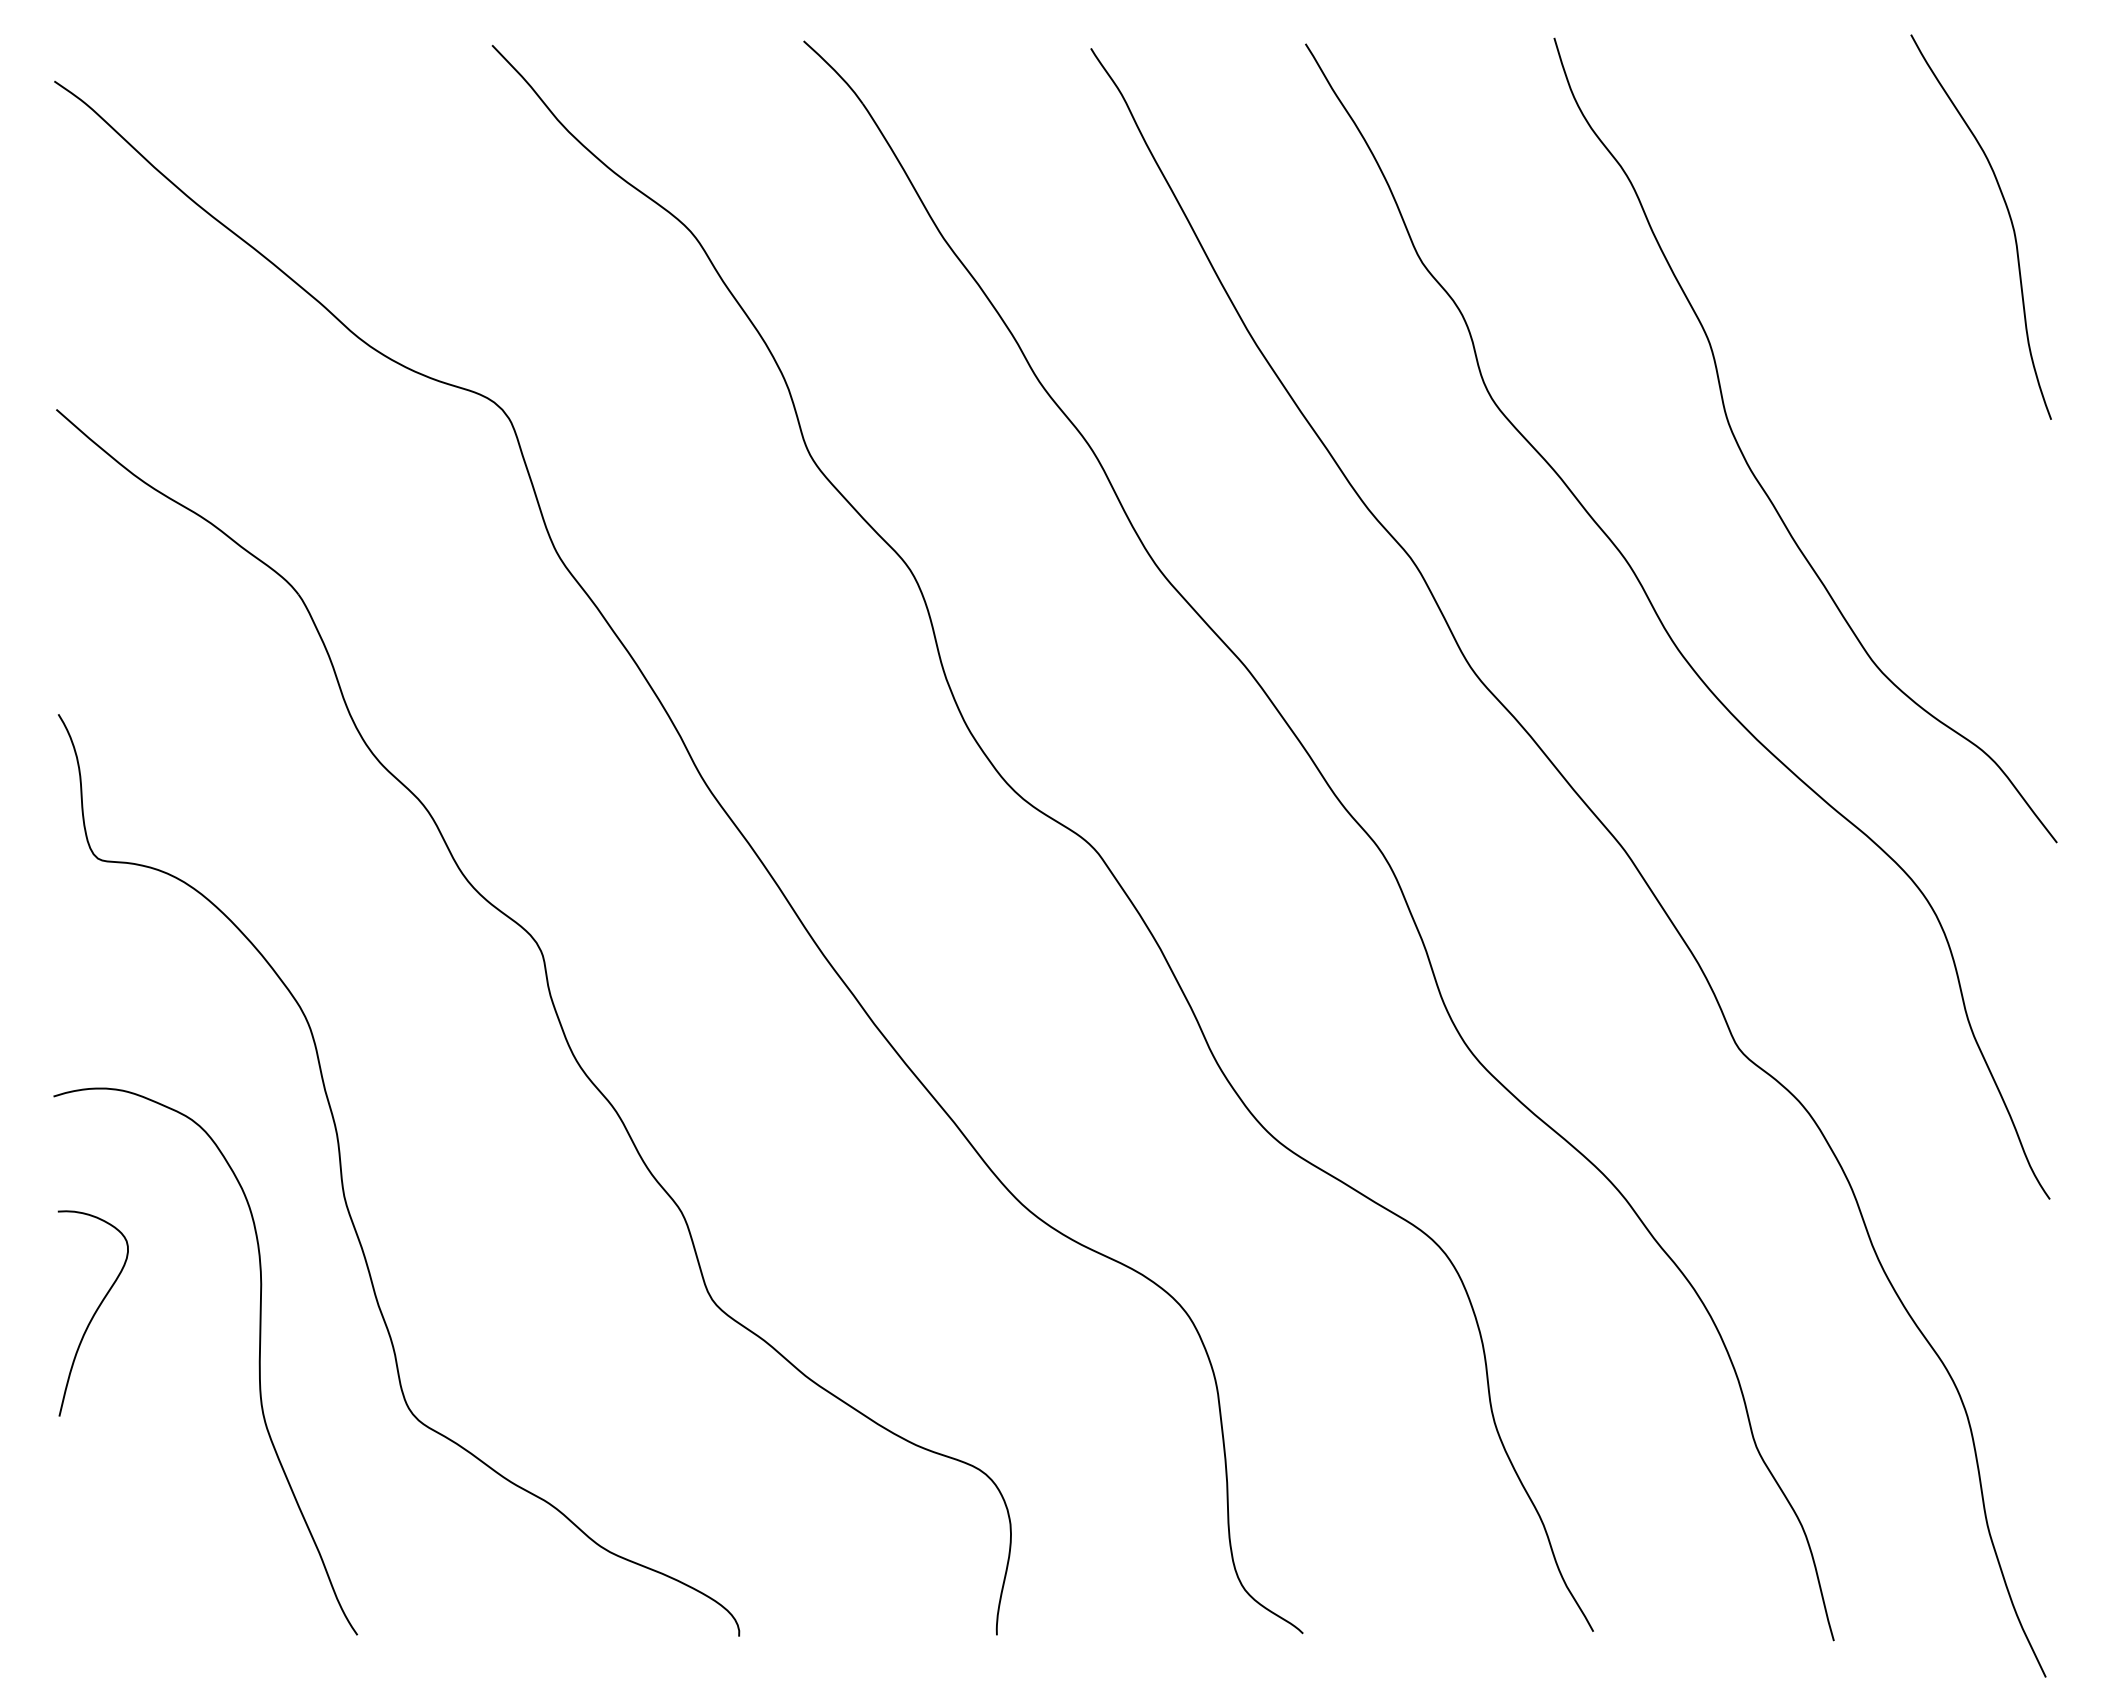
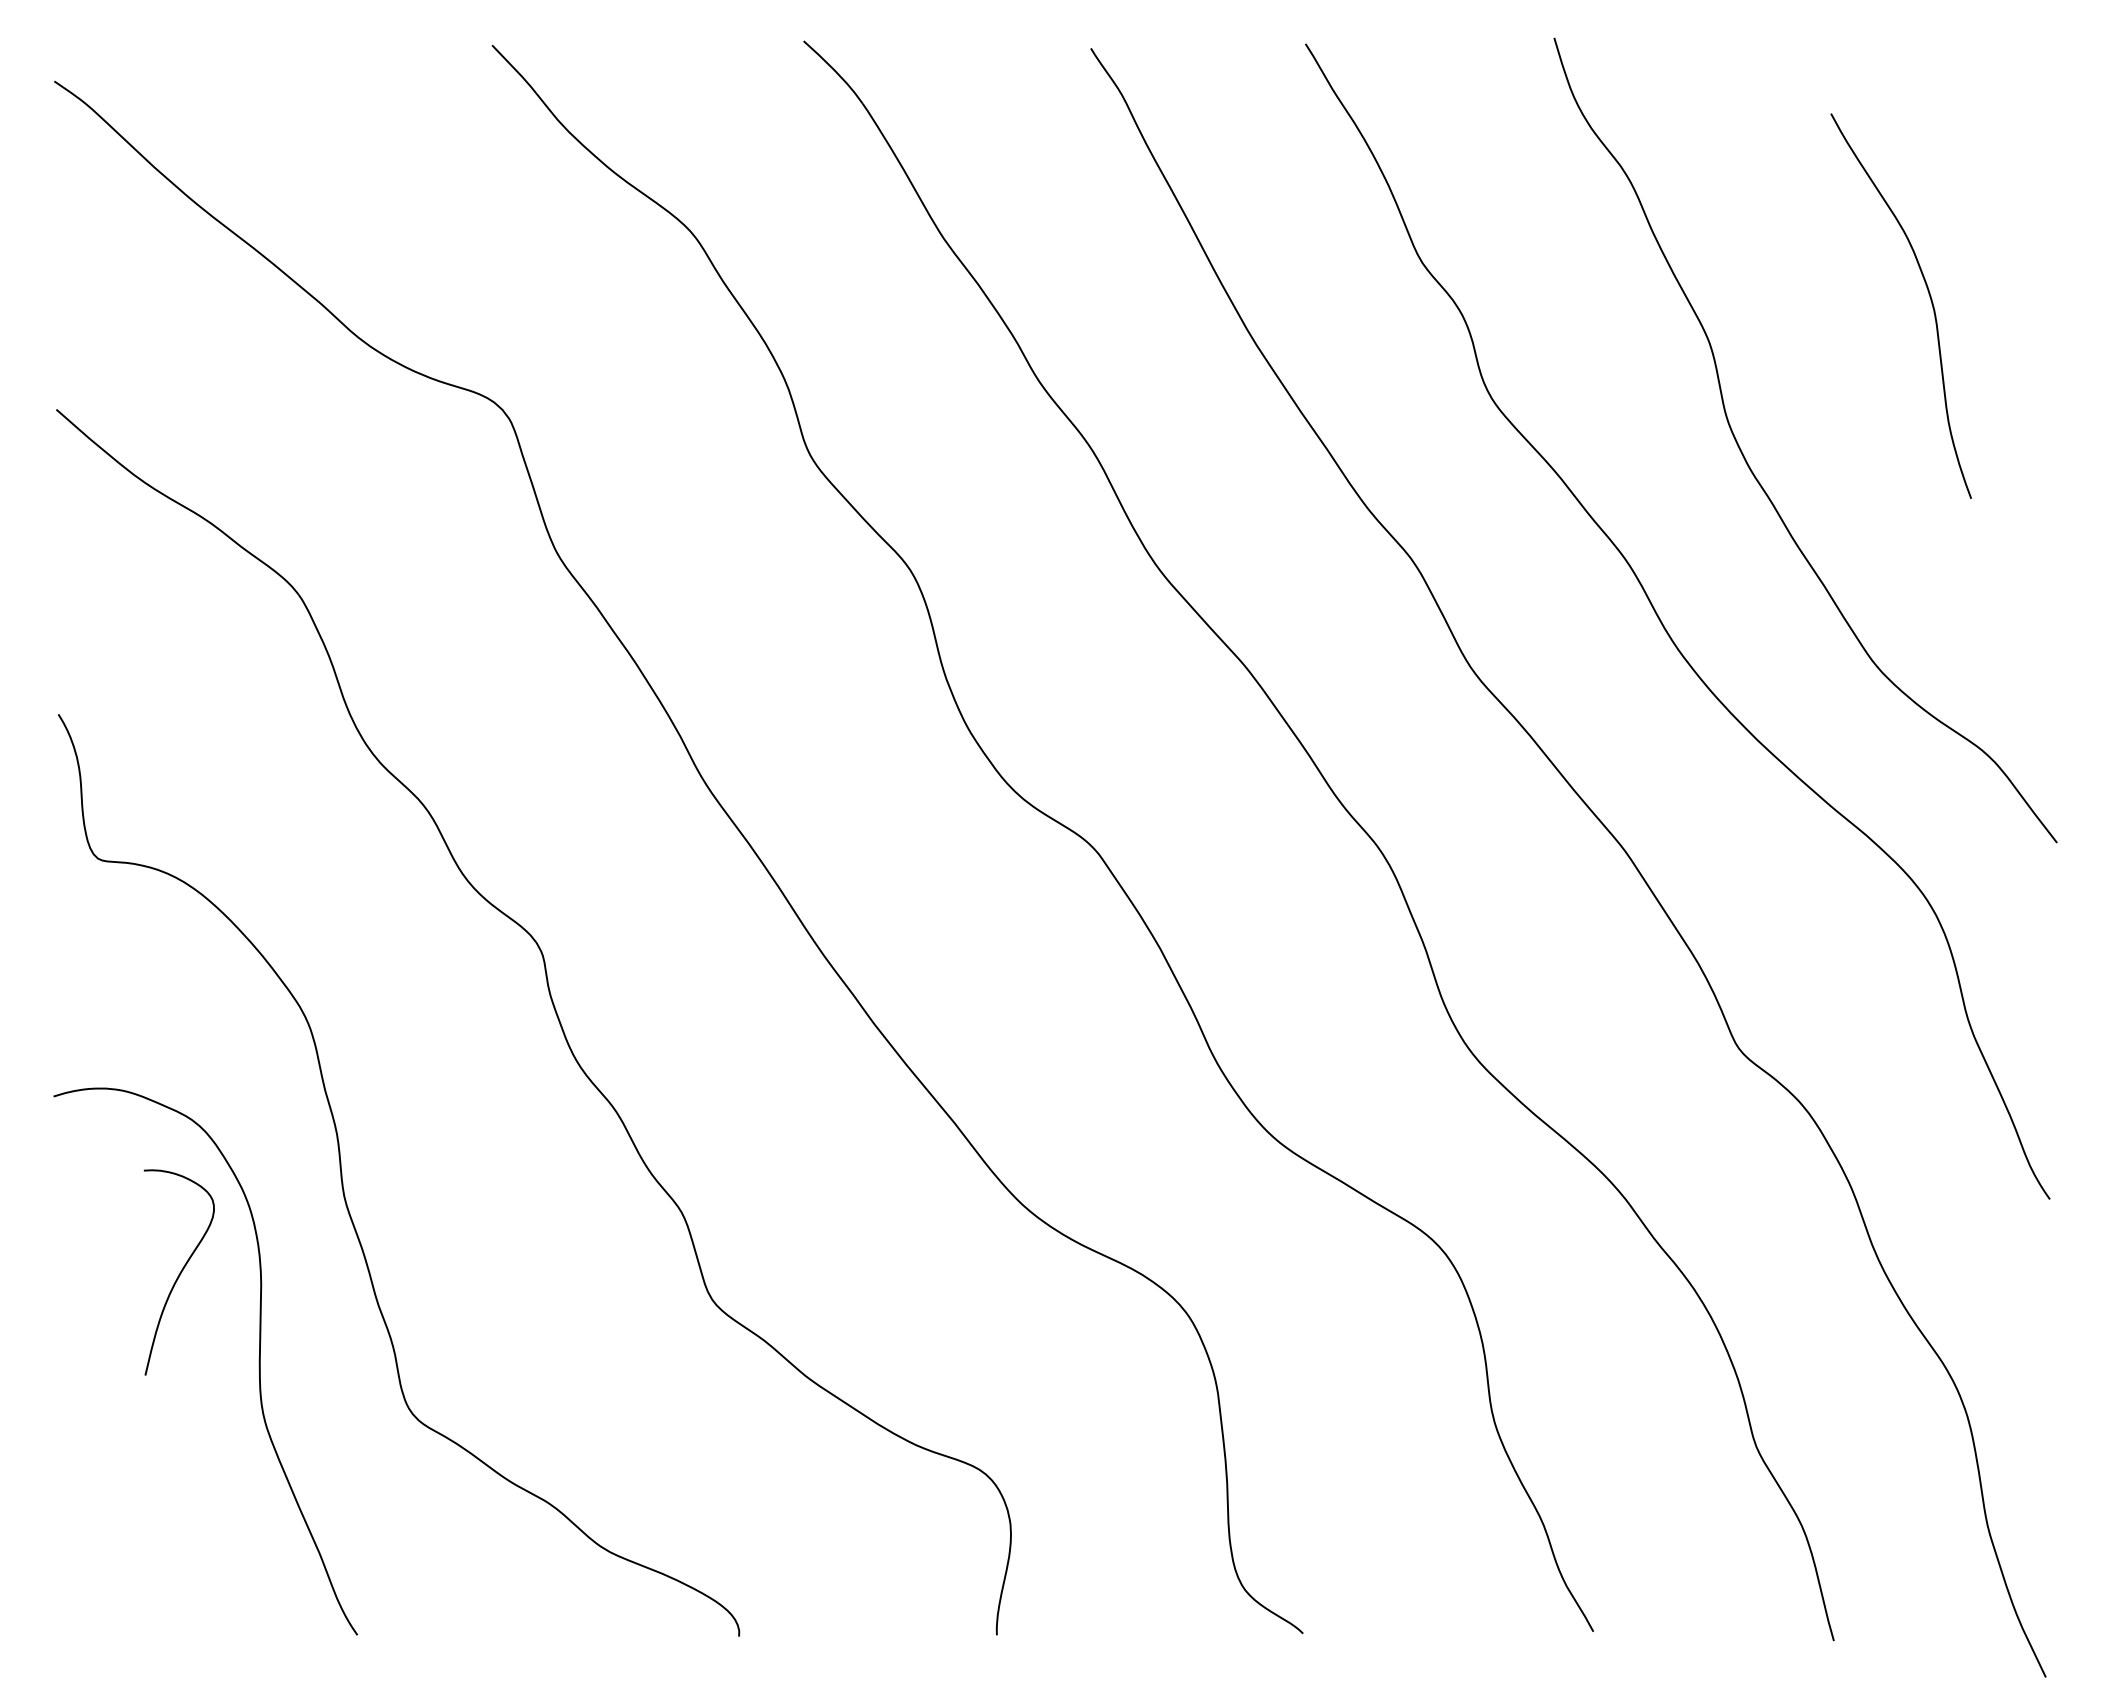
curve position: (2008, 215) -> (1928, 294) (1928, 294)
curve position: (93, 1313) -> (179, 1272) (179, 1272)
